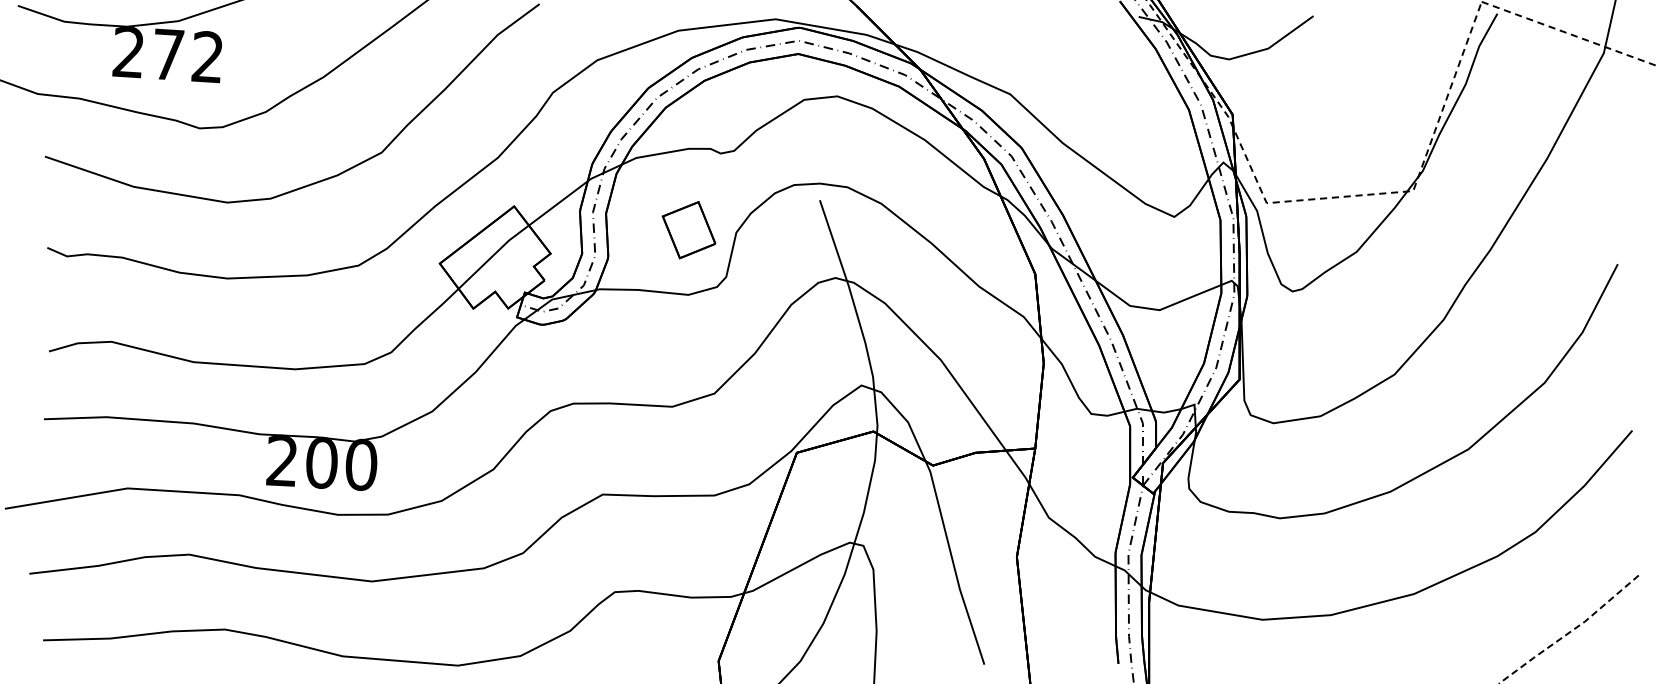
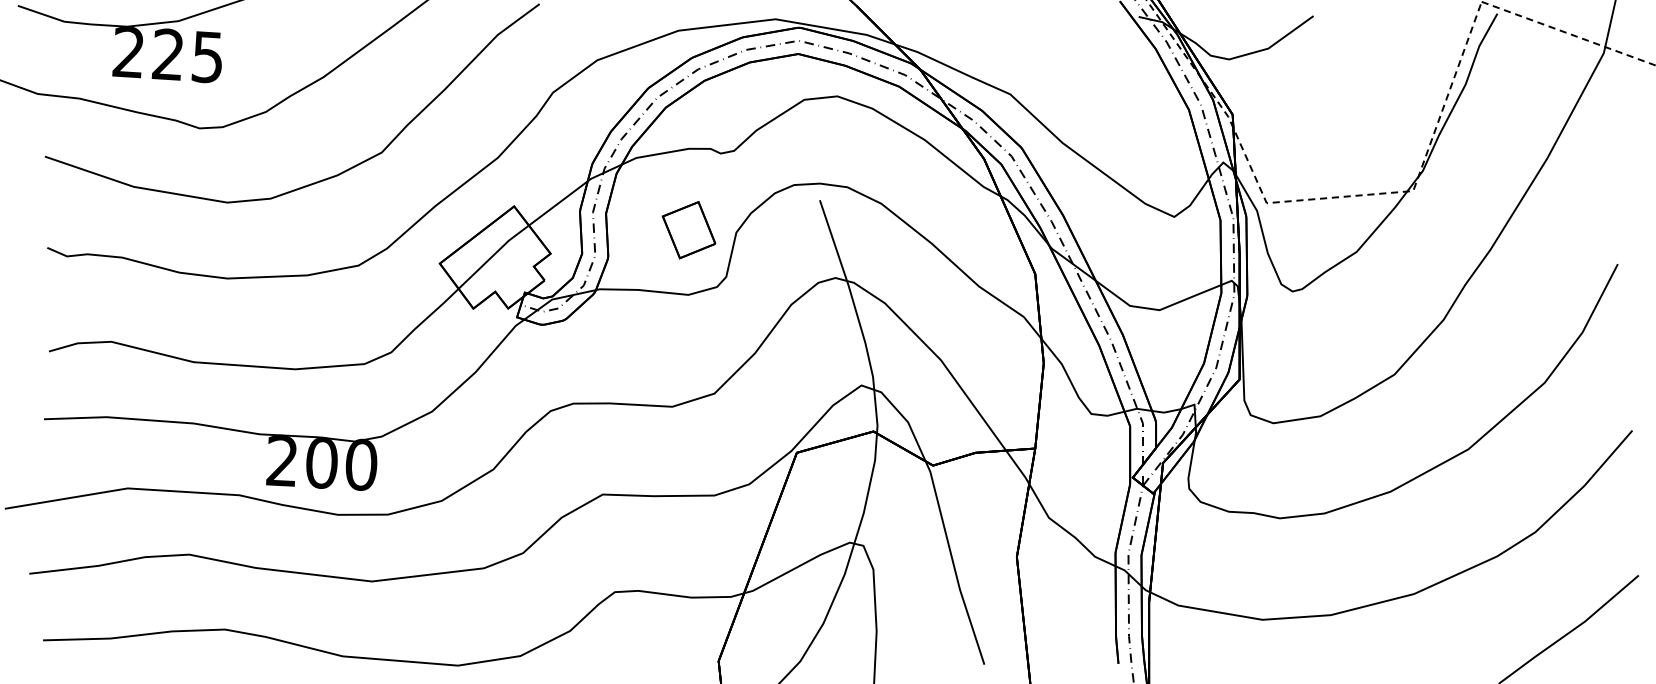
text: 272 -> 225 (186, 55)
line: dashed -> solid (1570, 632)
